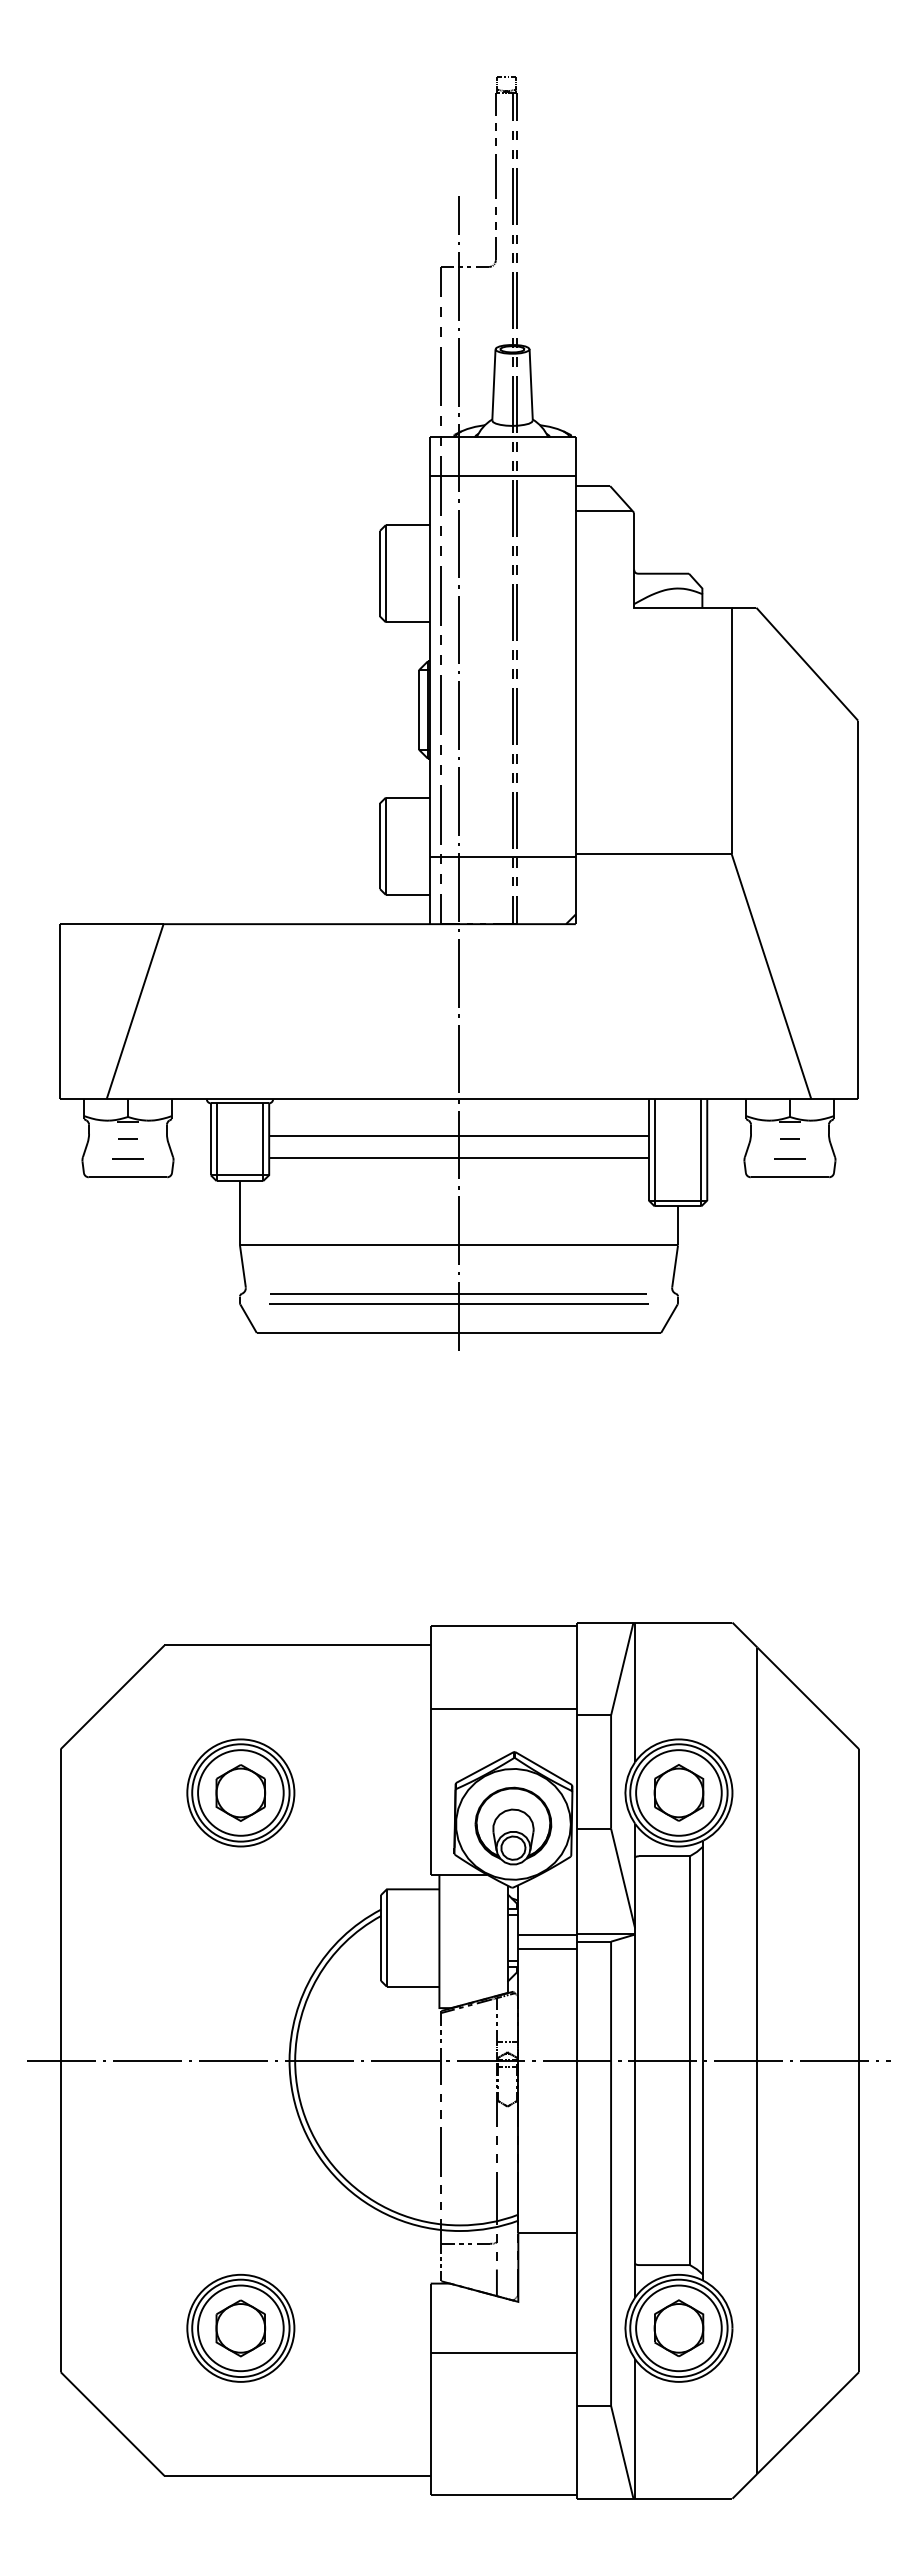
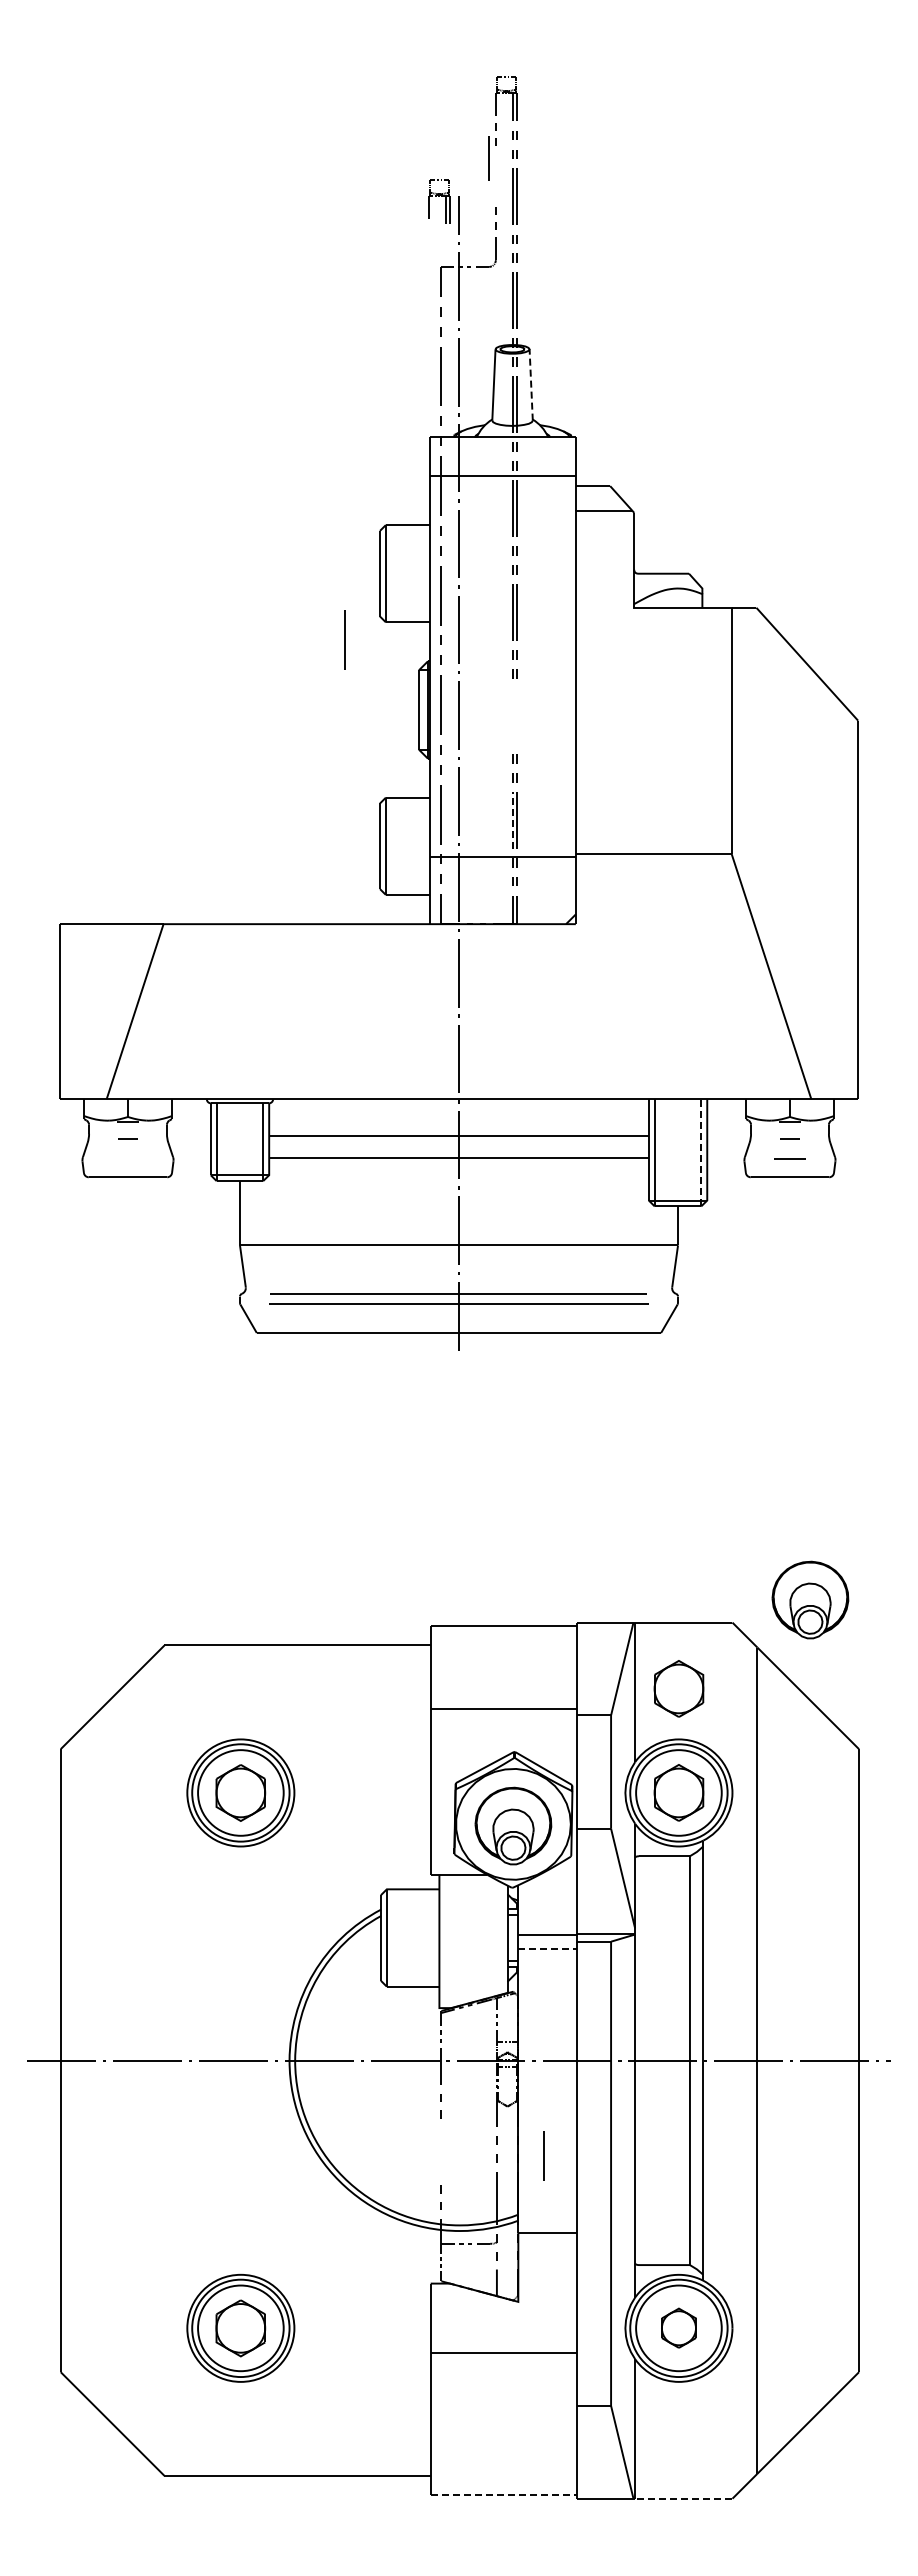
line position: (495, 176) -> (488, 158) (488, 158)
part: none -> present (439, 201)
line: solid -> dashed (531, 384)
line: none -> present (344, 639)
part: present -> none (514, 716)
line: solid -> dashed (512, 819)
line: solid -> dashed (701, 1152)
line: present -> none (127, 1158)
part: none -> present (810, 1599)
part: none -> present (678, 1688)
line: solid -> dashed (548, 1949)
line position: (440, 2151) -> (543, 2155) (543, 2155)
part size: 52x58 px -> 36x42 px (678, 2327)
line: solid -> dashed (504, 2495)
line: solid -> dashed (683, 2498)
